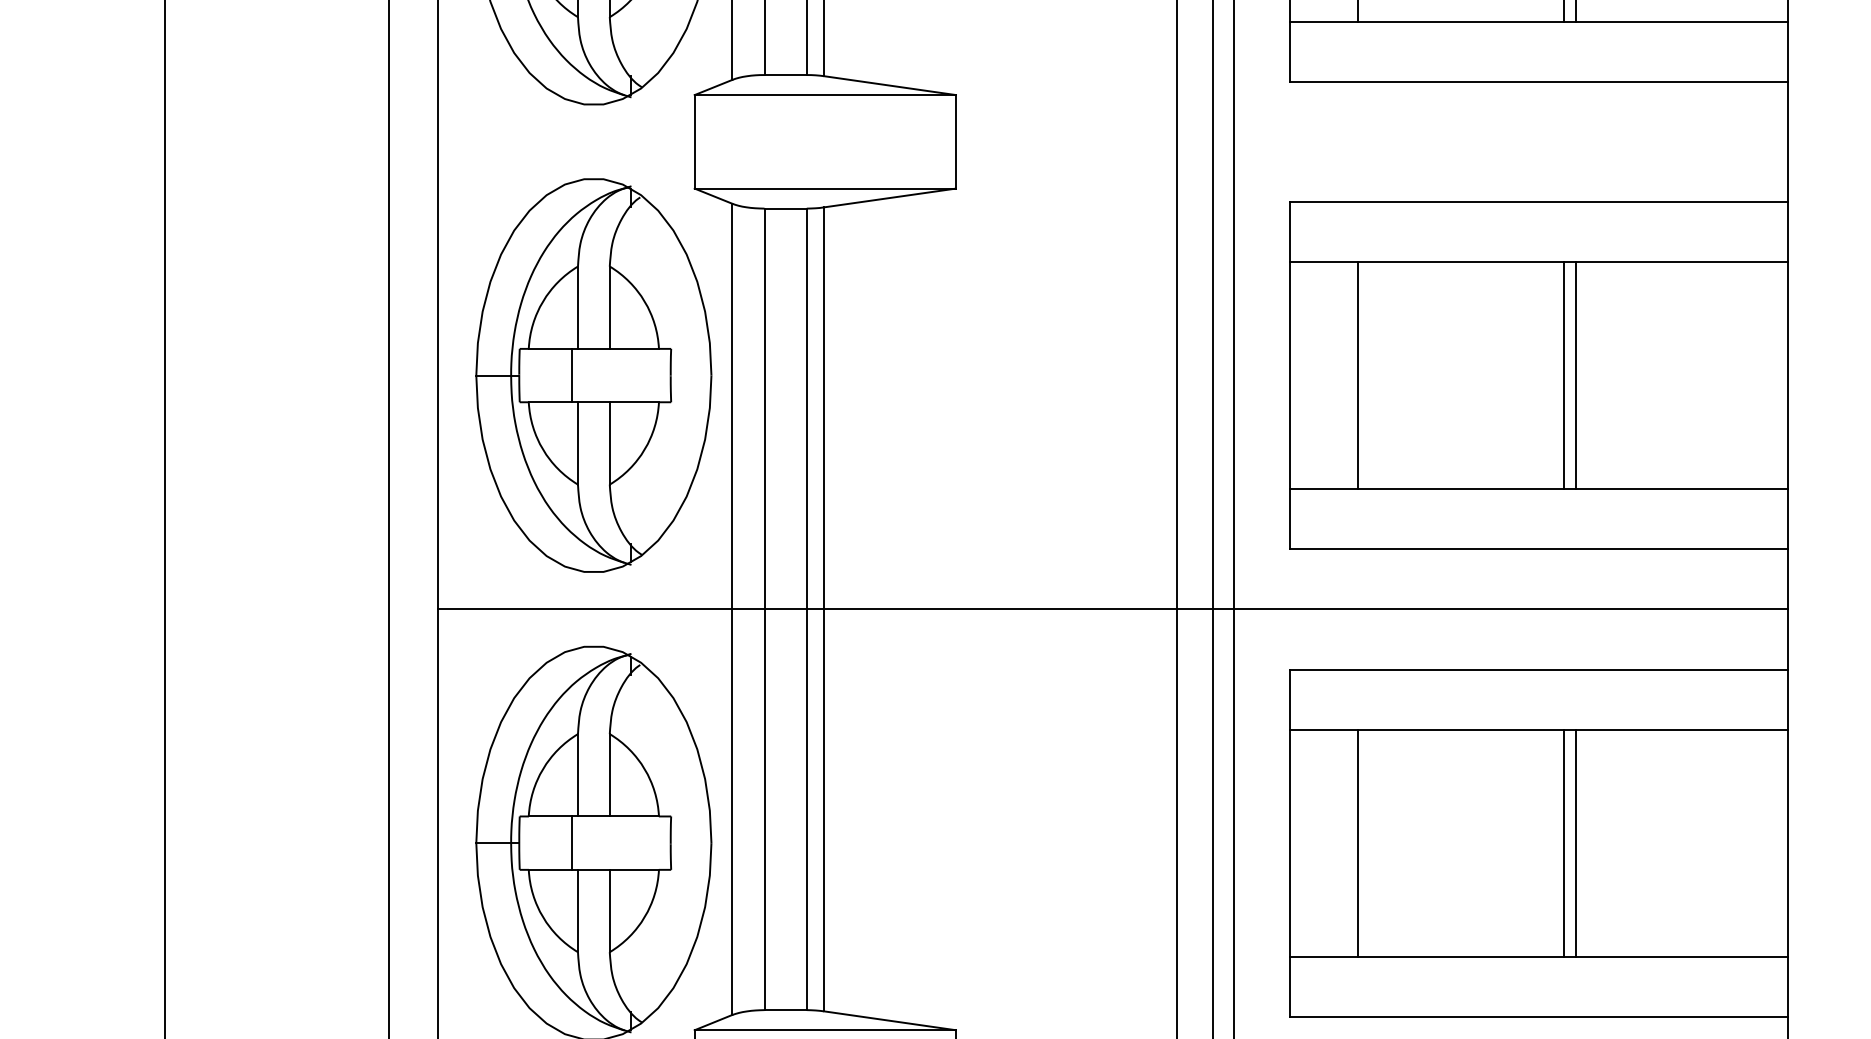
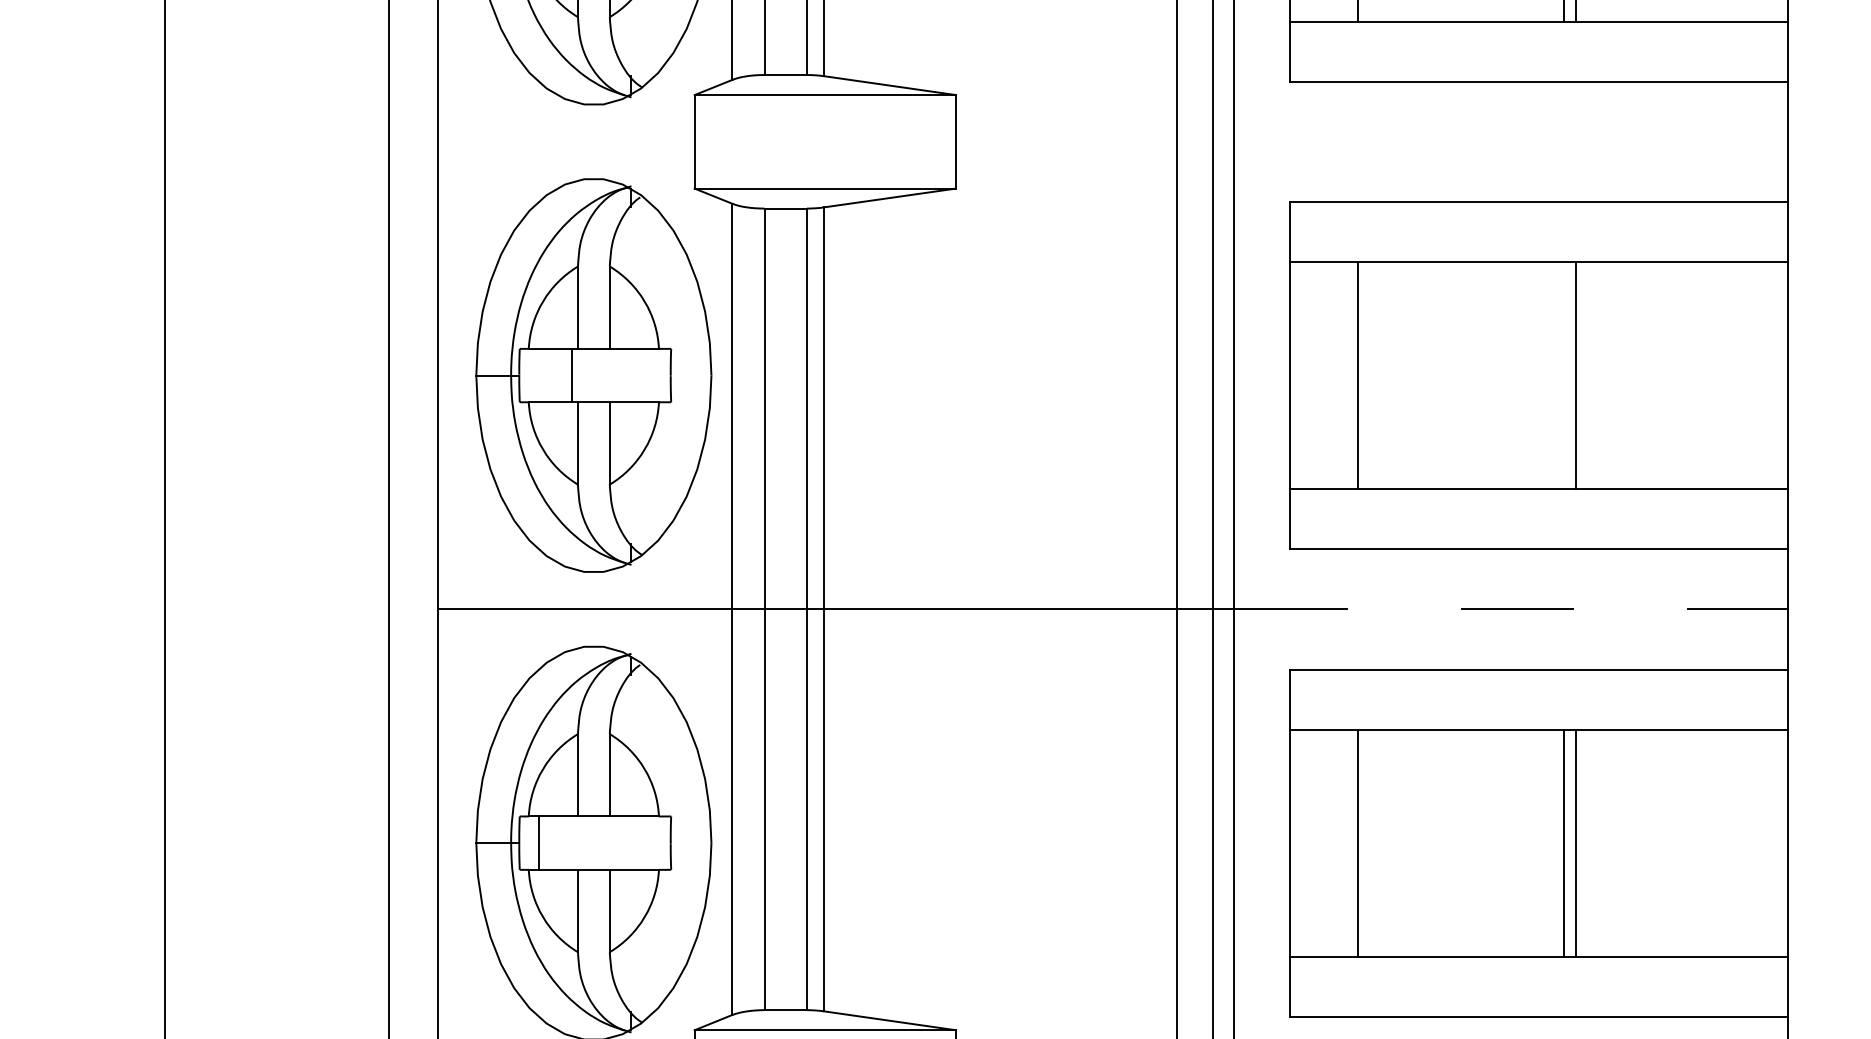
line: present -> none (1563, 375)
line: solid -> dashed (1511, 609)
line position: (571, 842) -> (538, 842) (538, 842)
